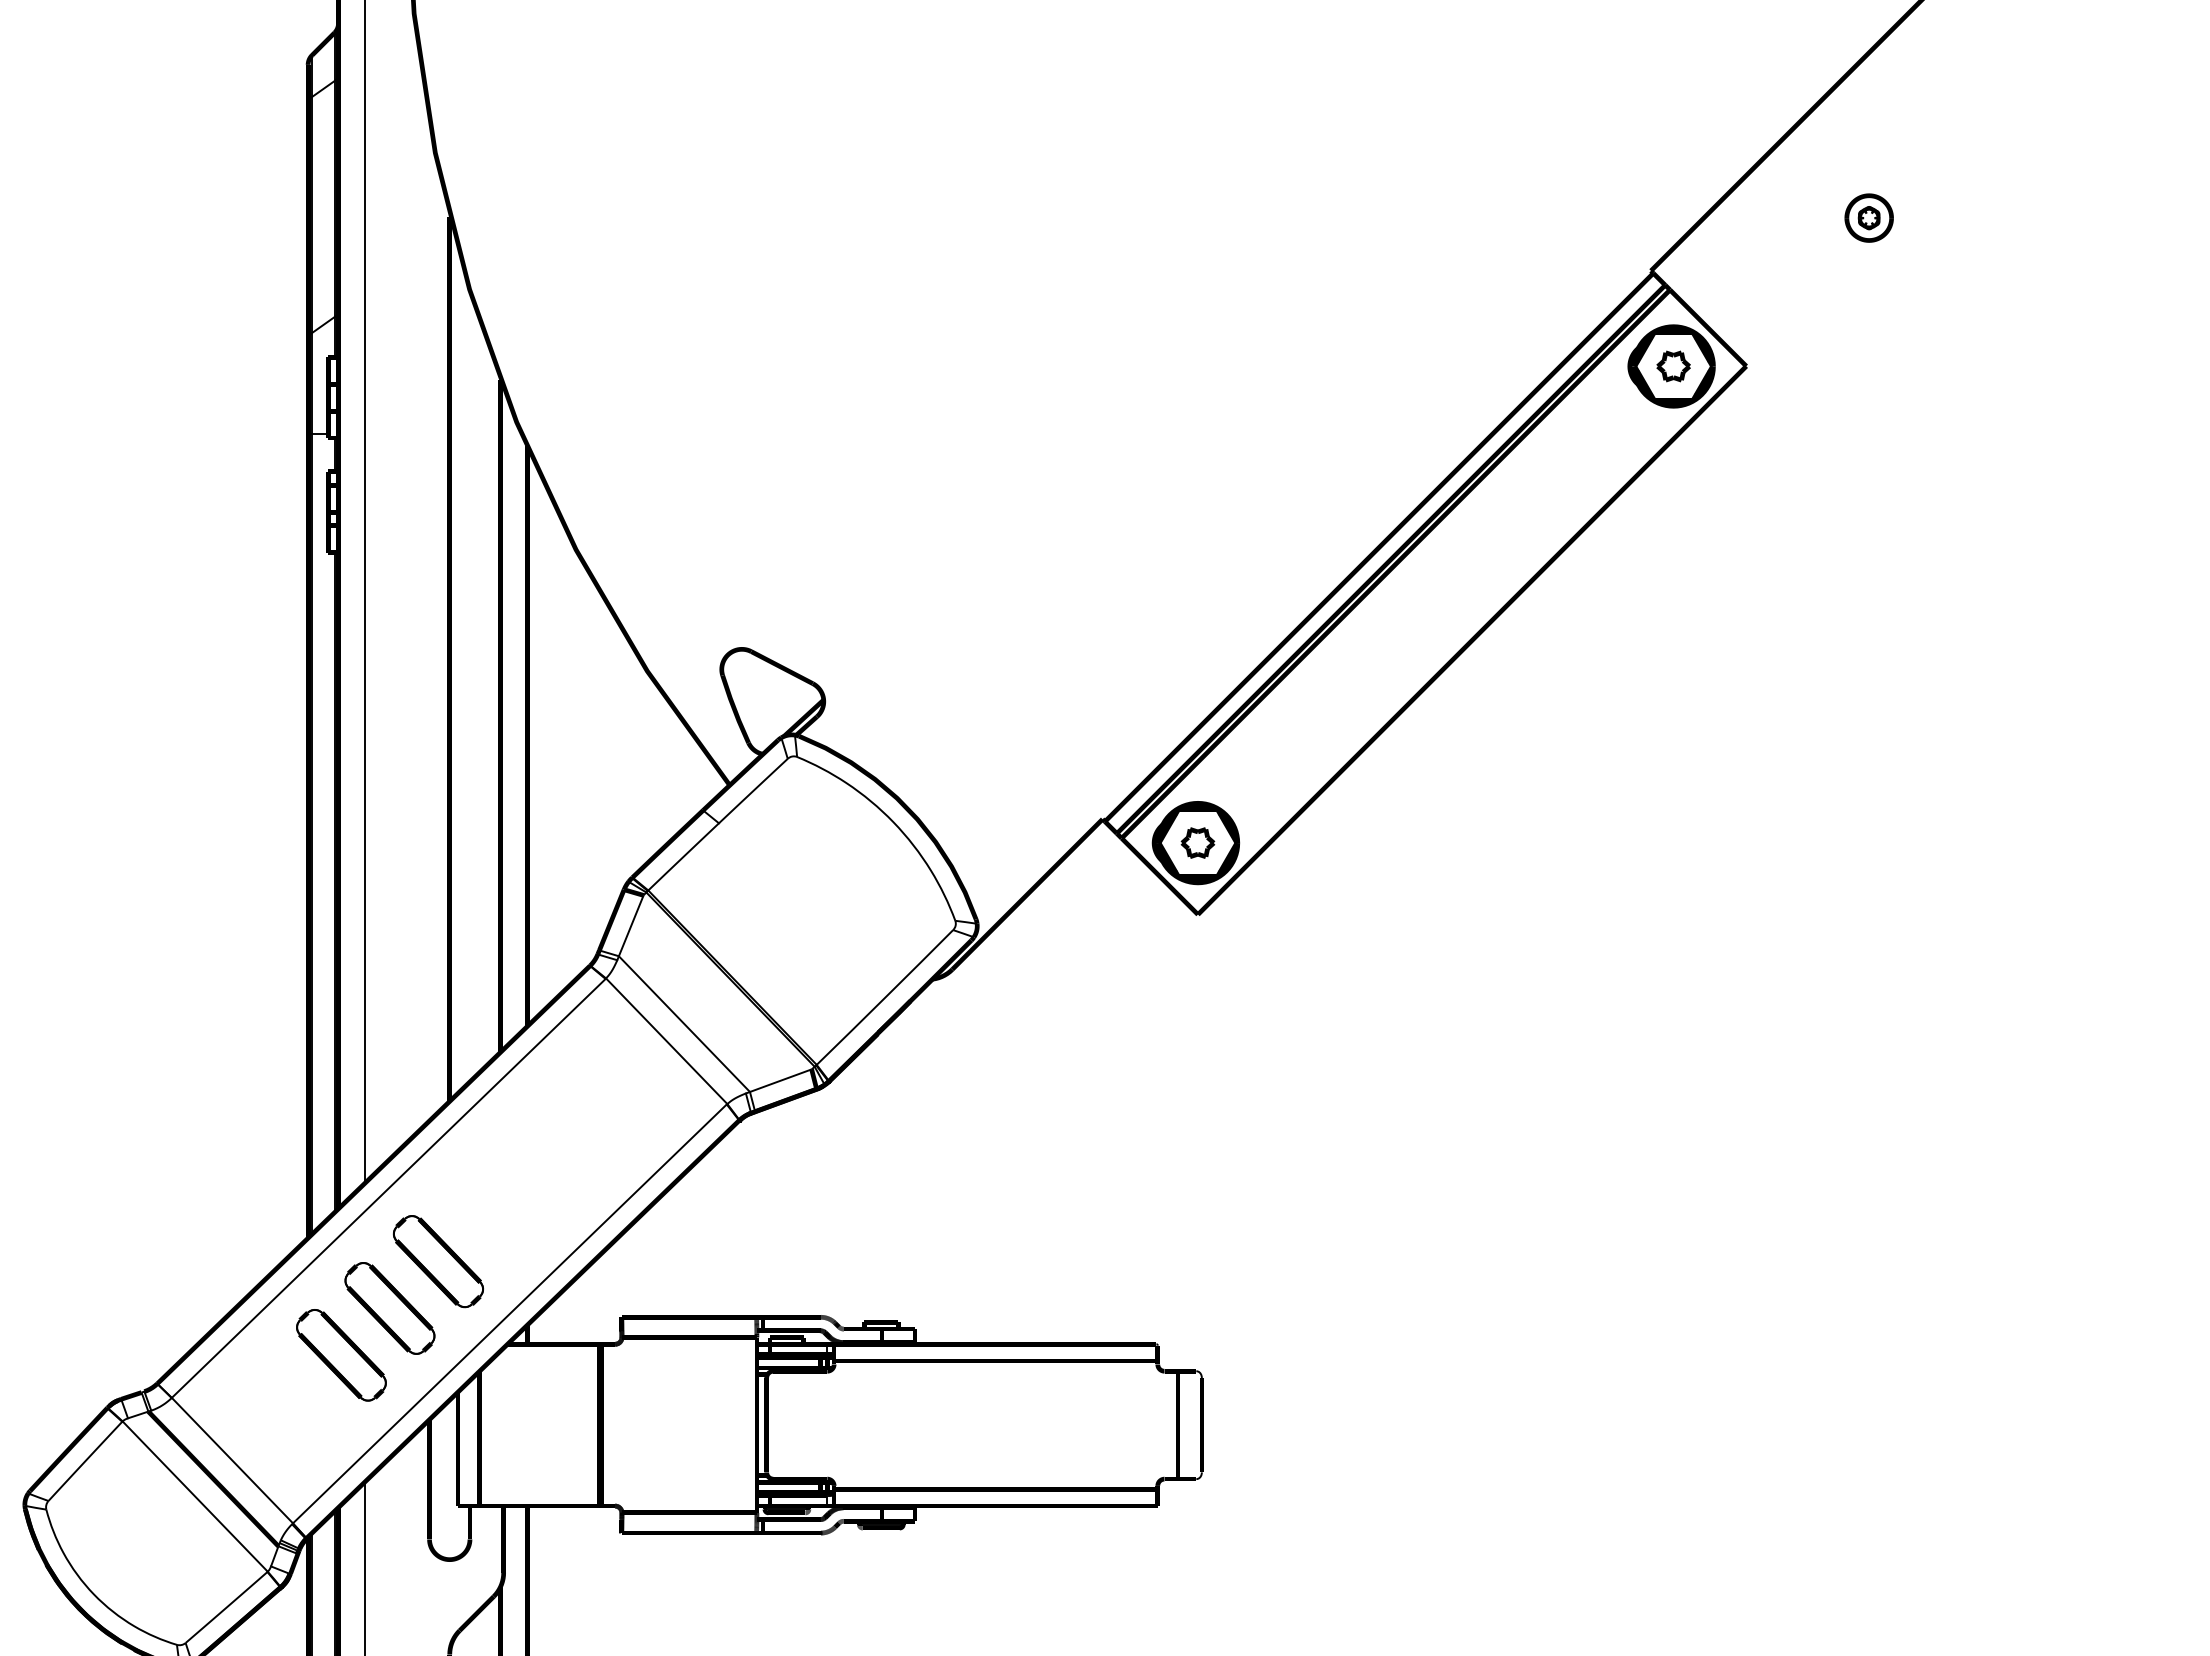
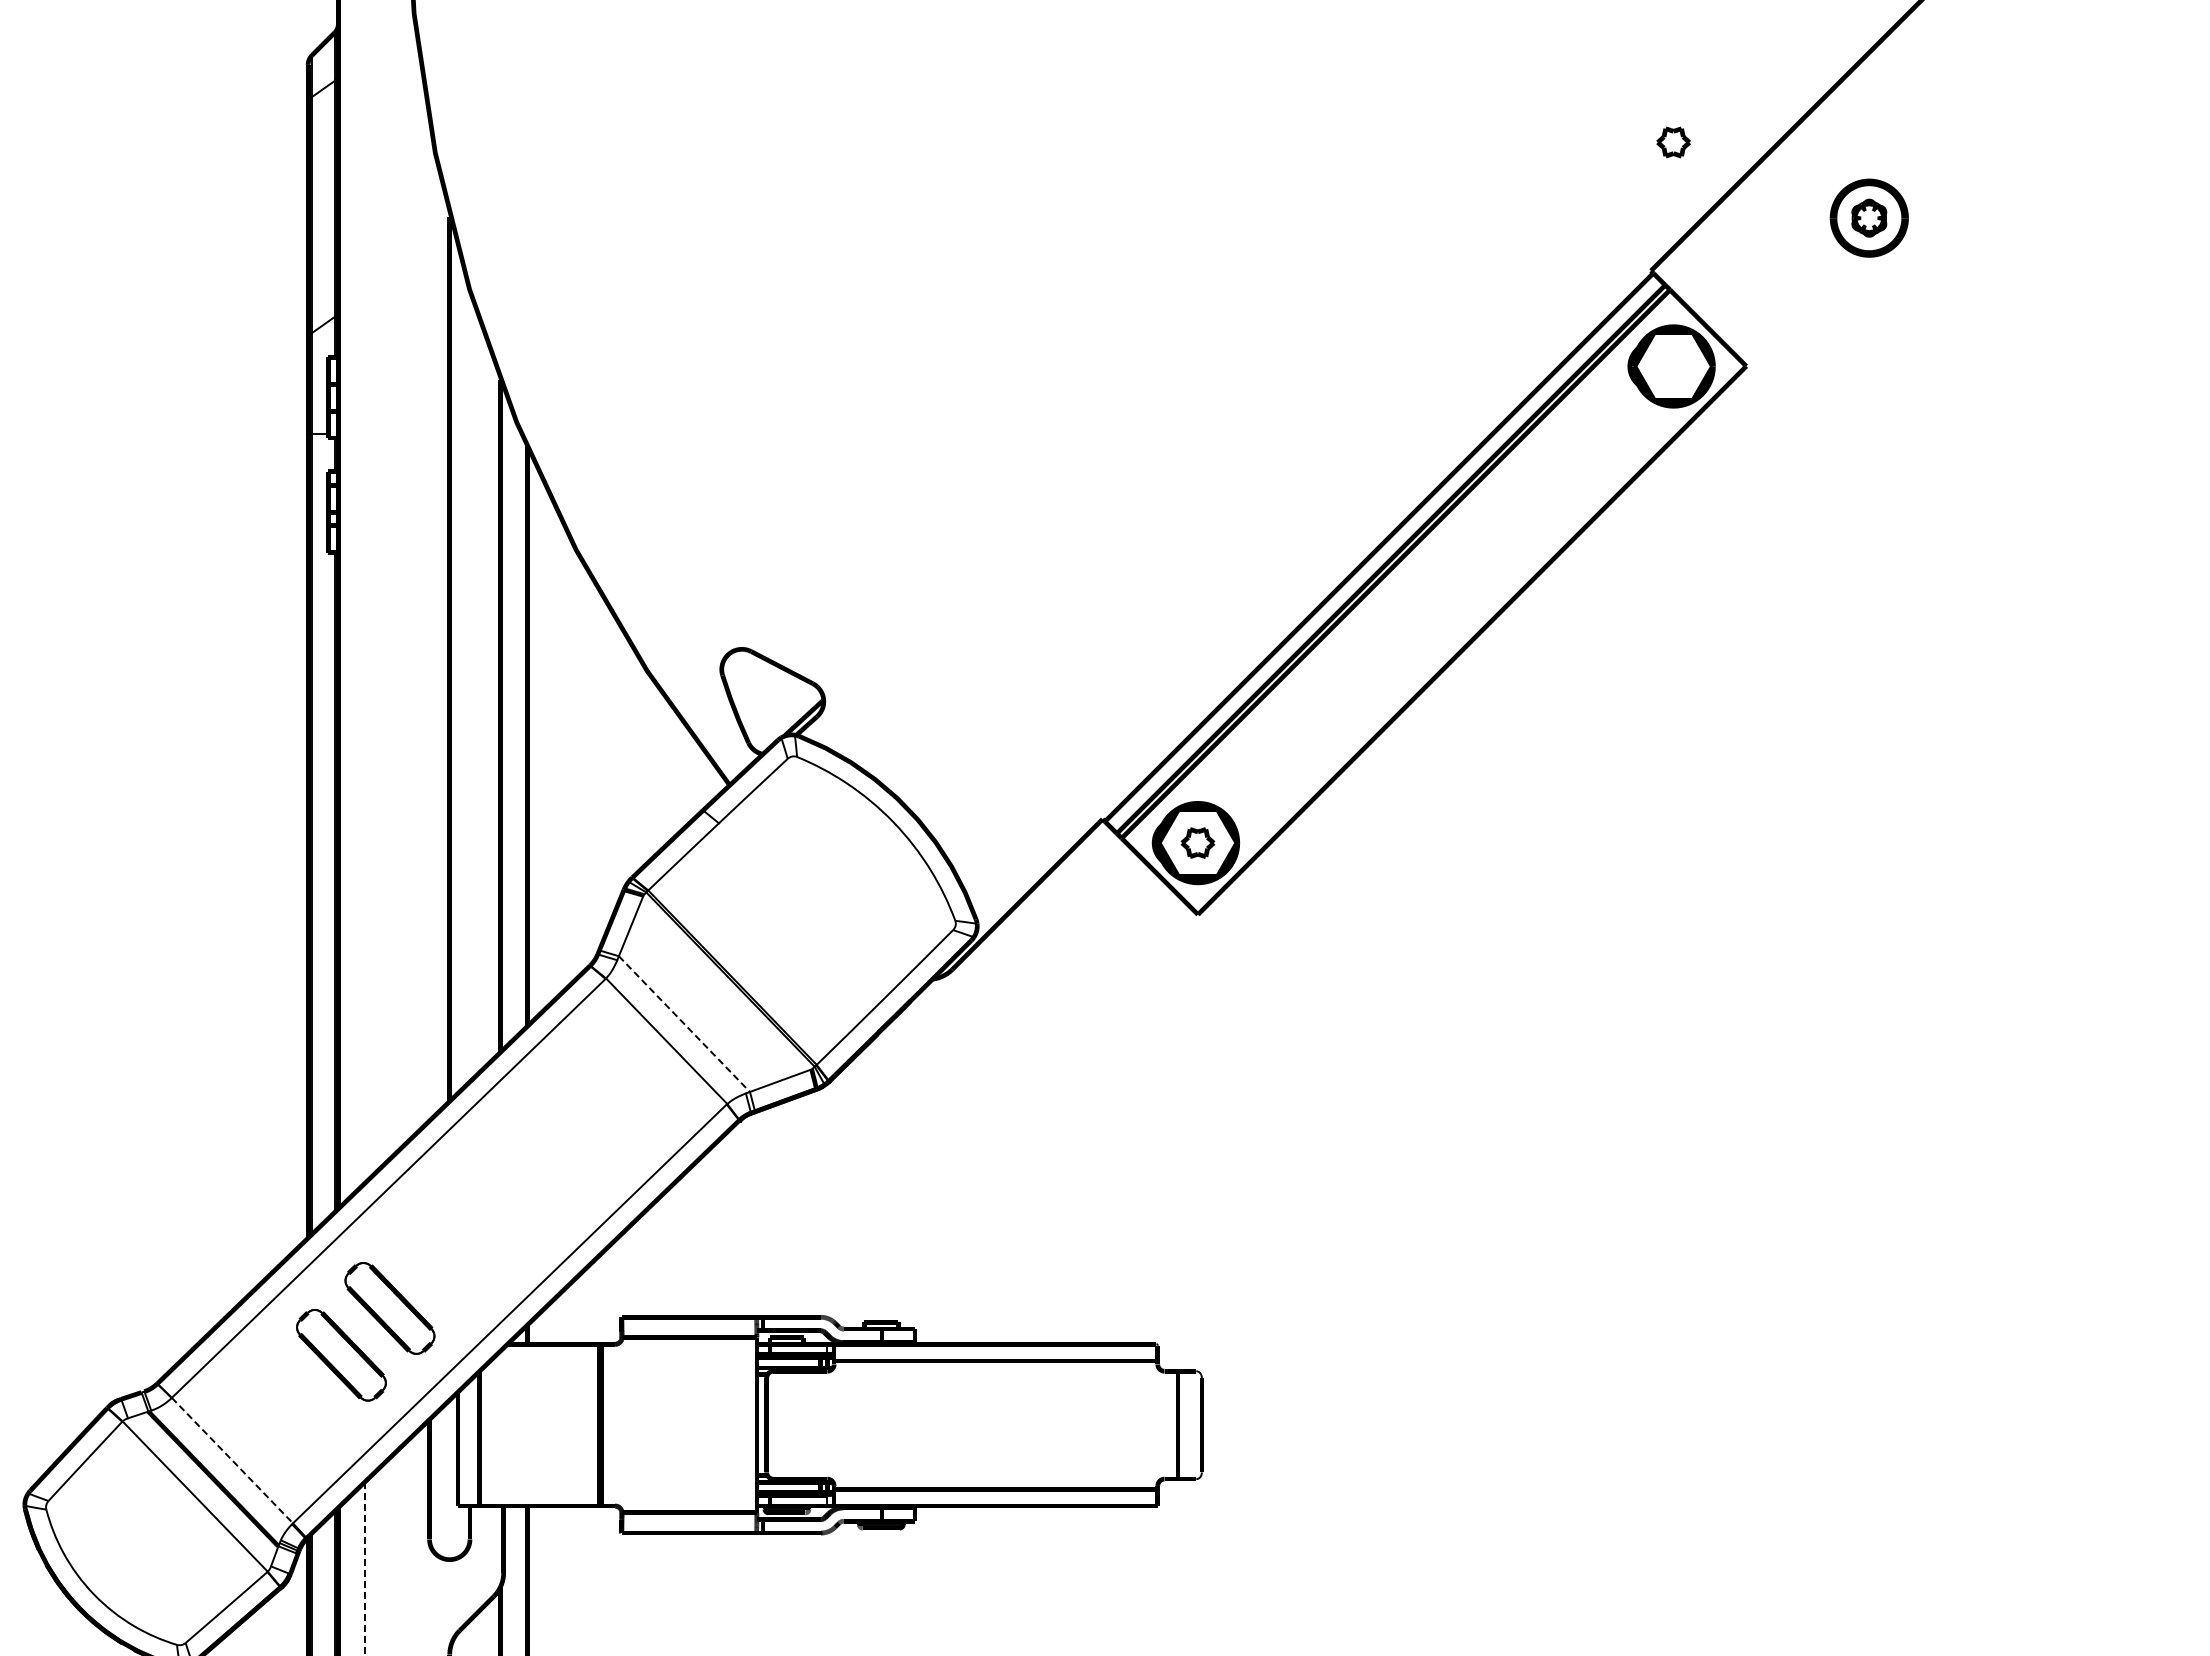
part size: 50x50 px -> 80x80 px (1868, 217)
part position: (1673, 366) -> (1673, 142) (1673, 142)
line: present -> none (365, 592)
line: solid -> dashed (684, 1024)
part: present -> none (438, 1261)
line: solid -> dashed (232, 1460)
line: solid -> dashed (365, 1569)
